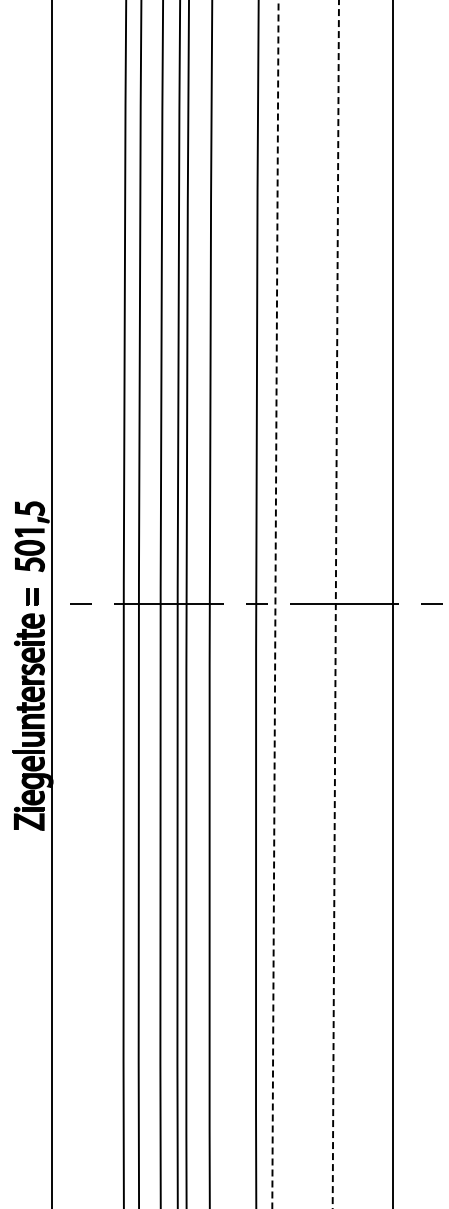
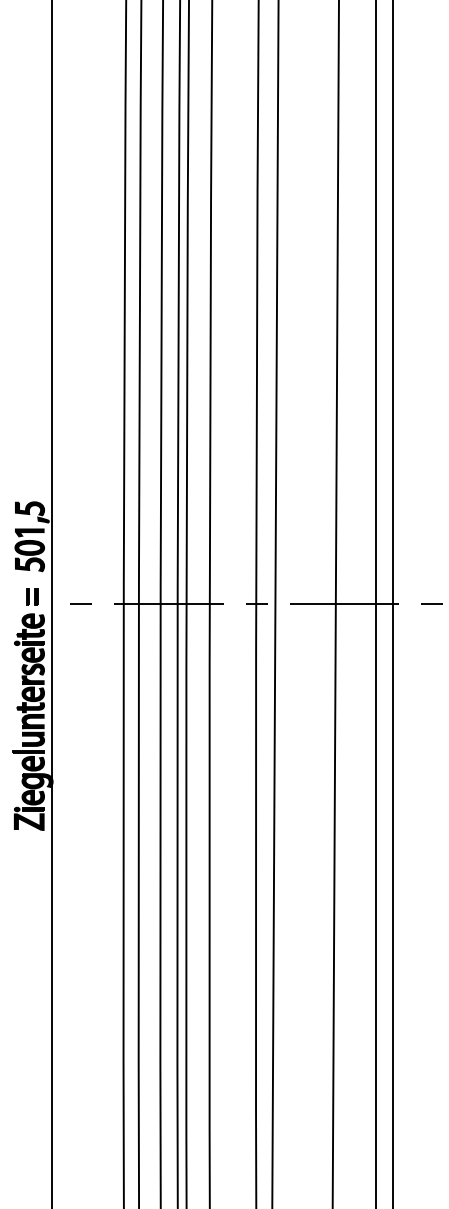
line: none -> present (375, 603)
line: dashed -> solid (275, 604)
line: dashed -> solid (335, 604)
